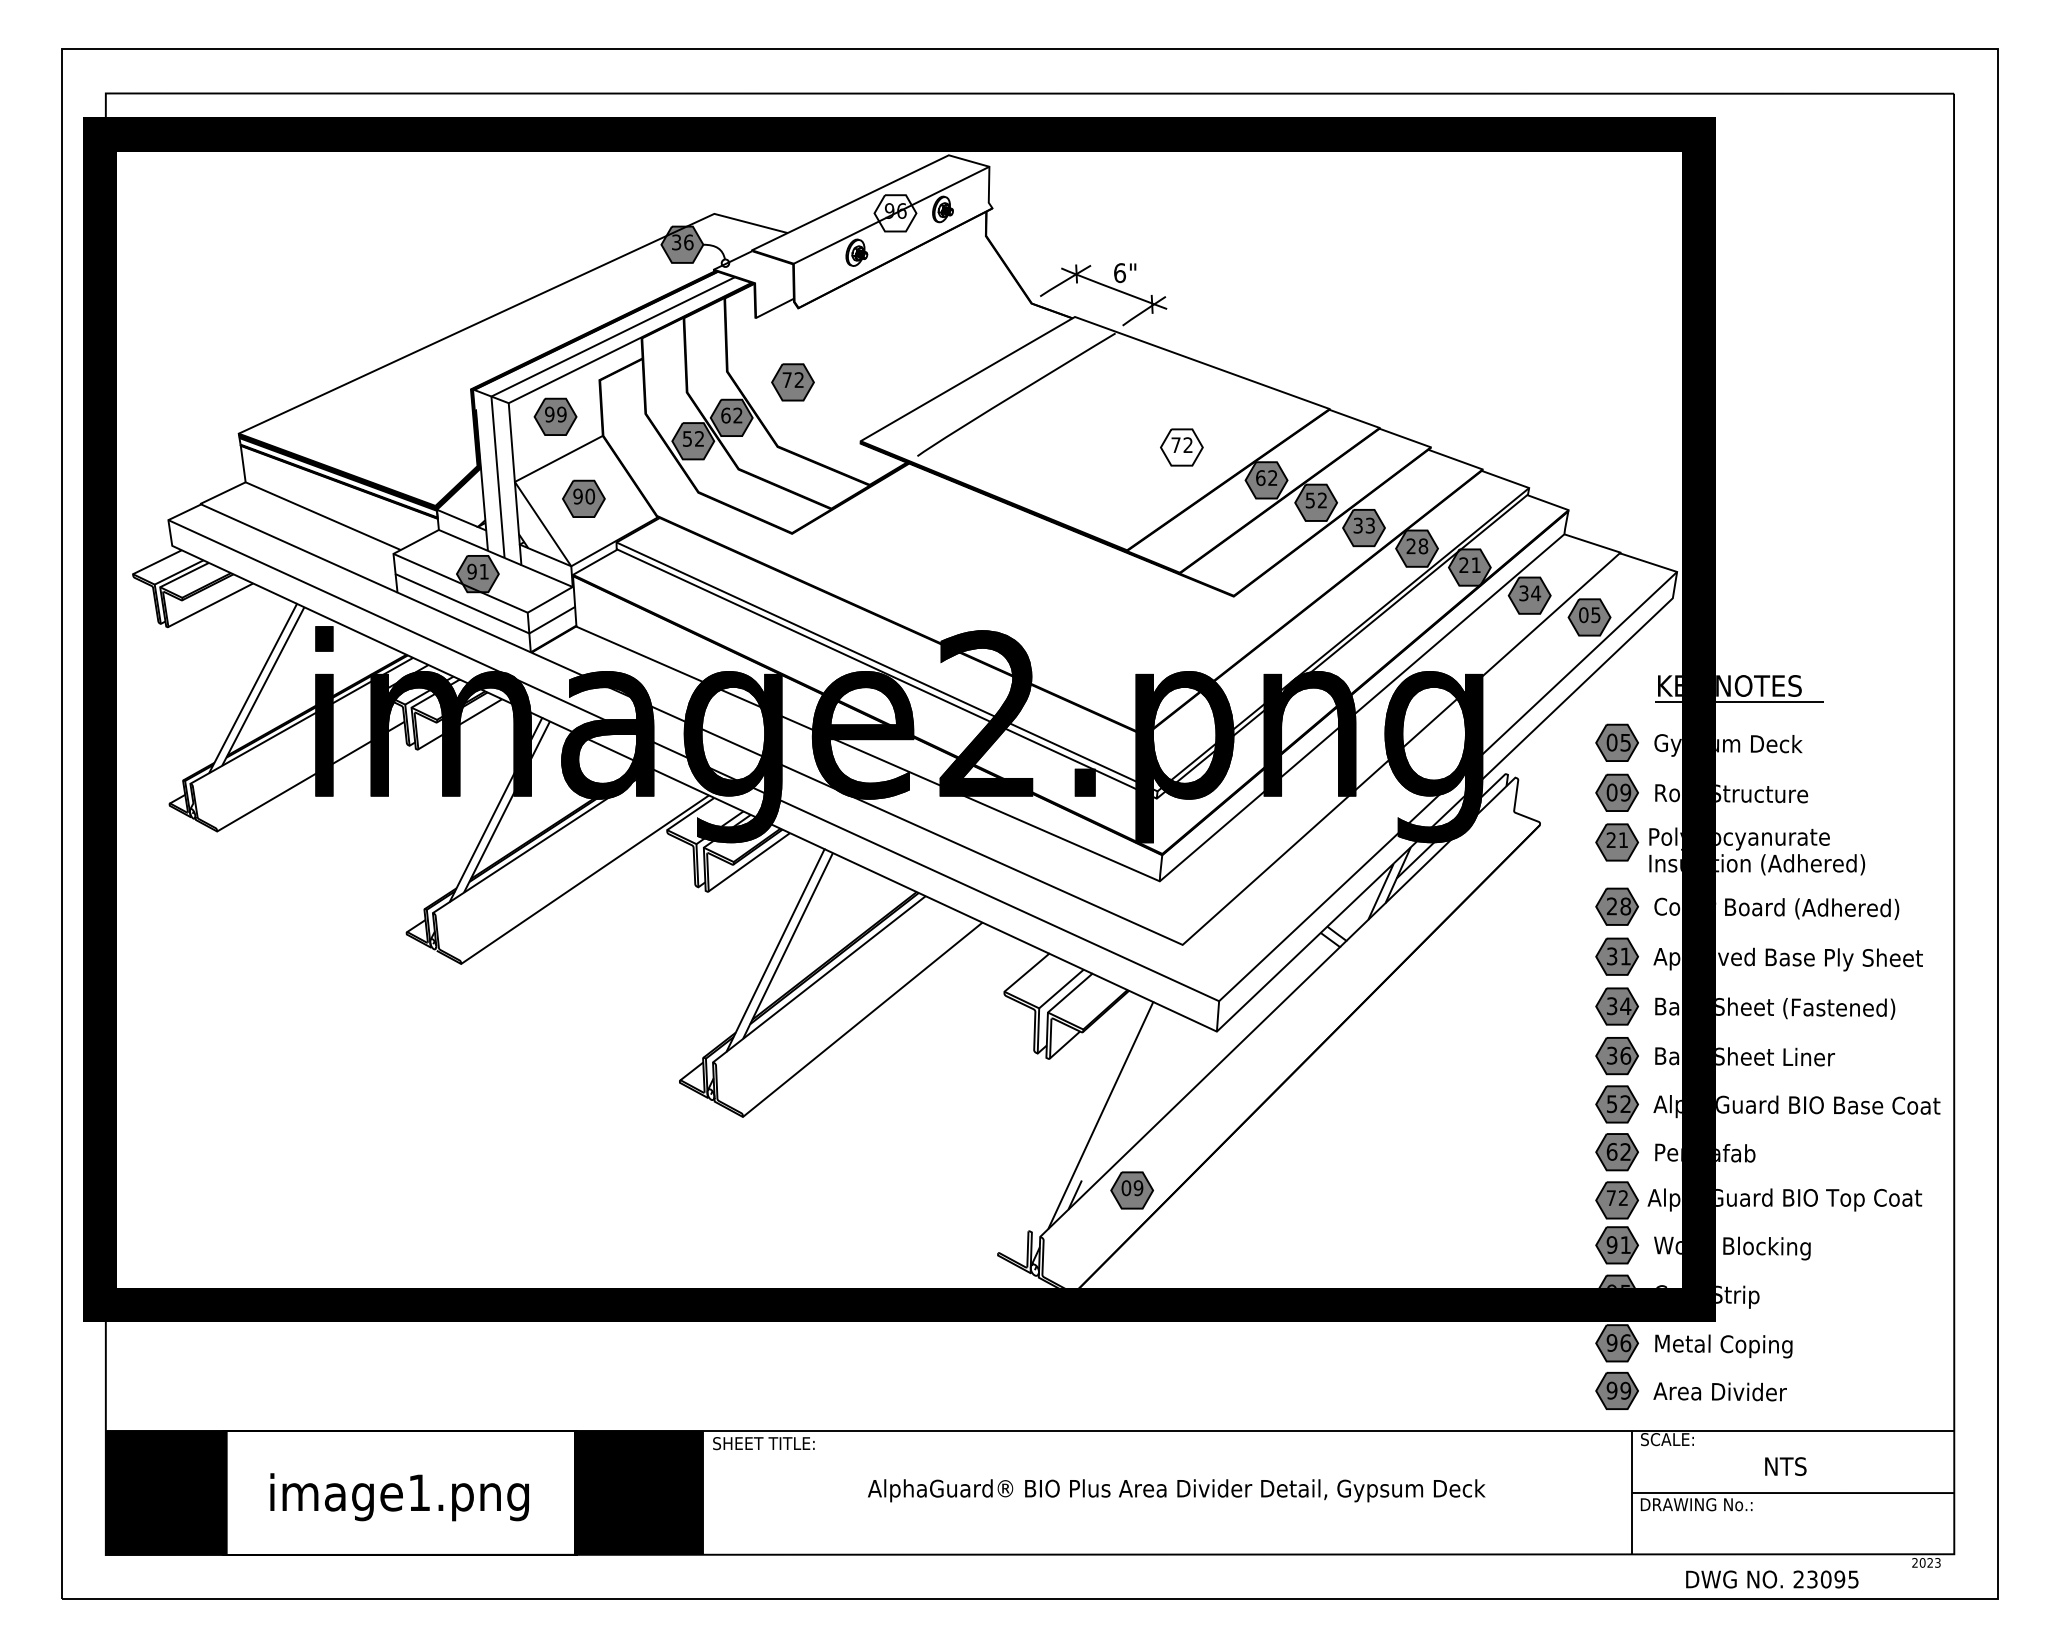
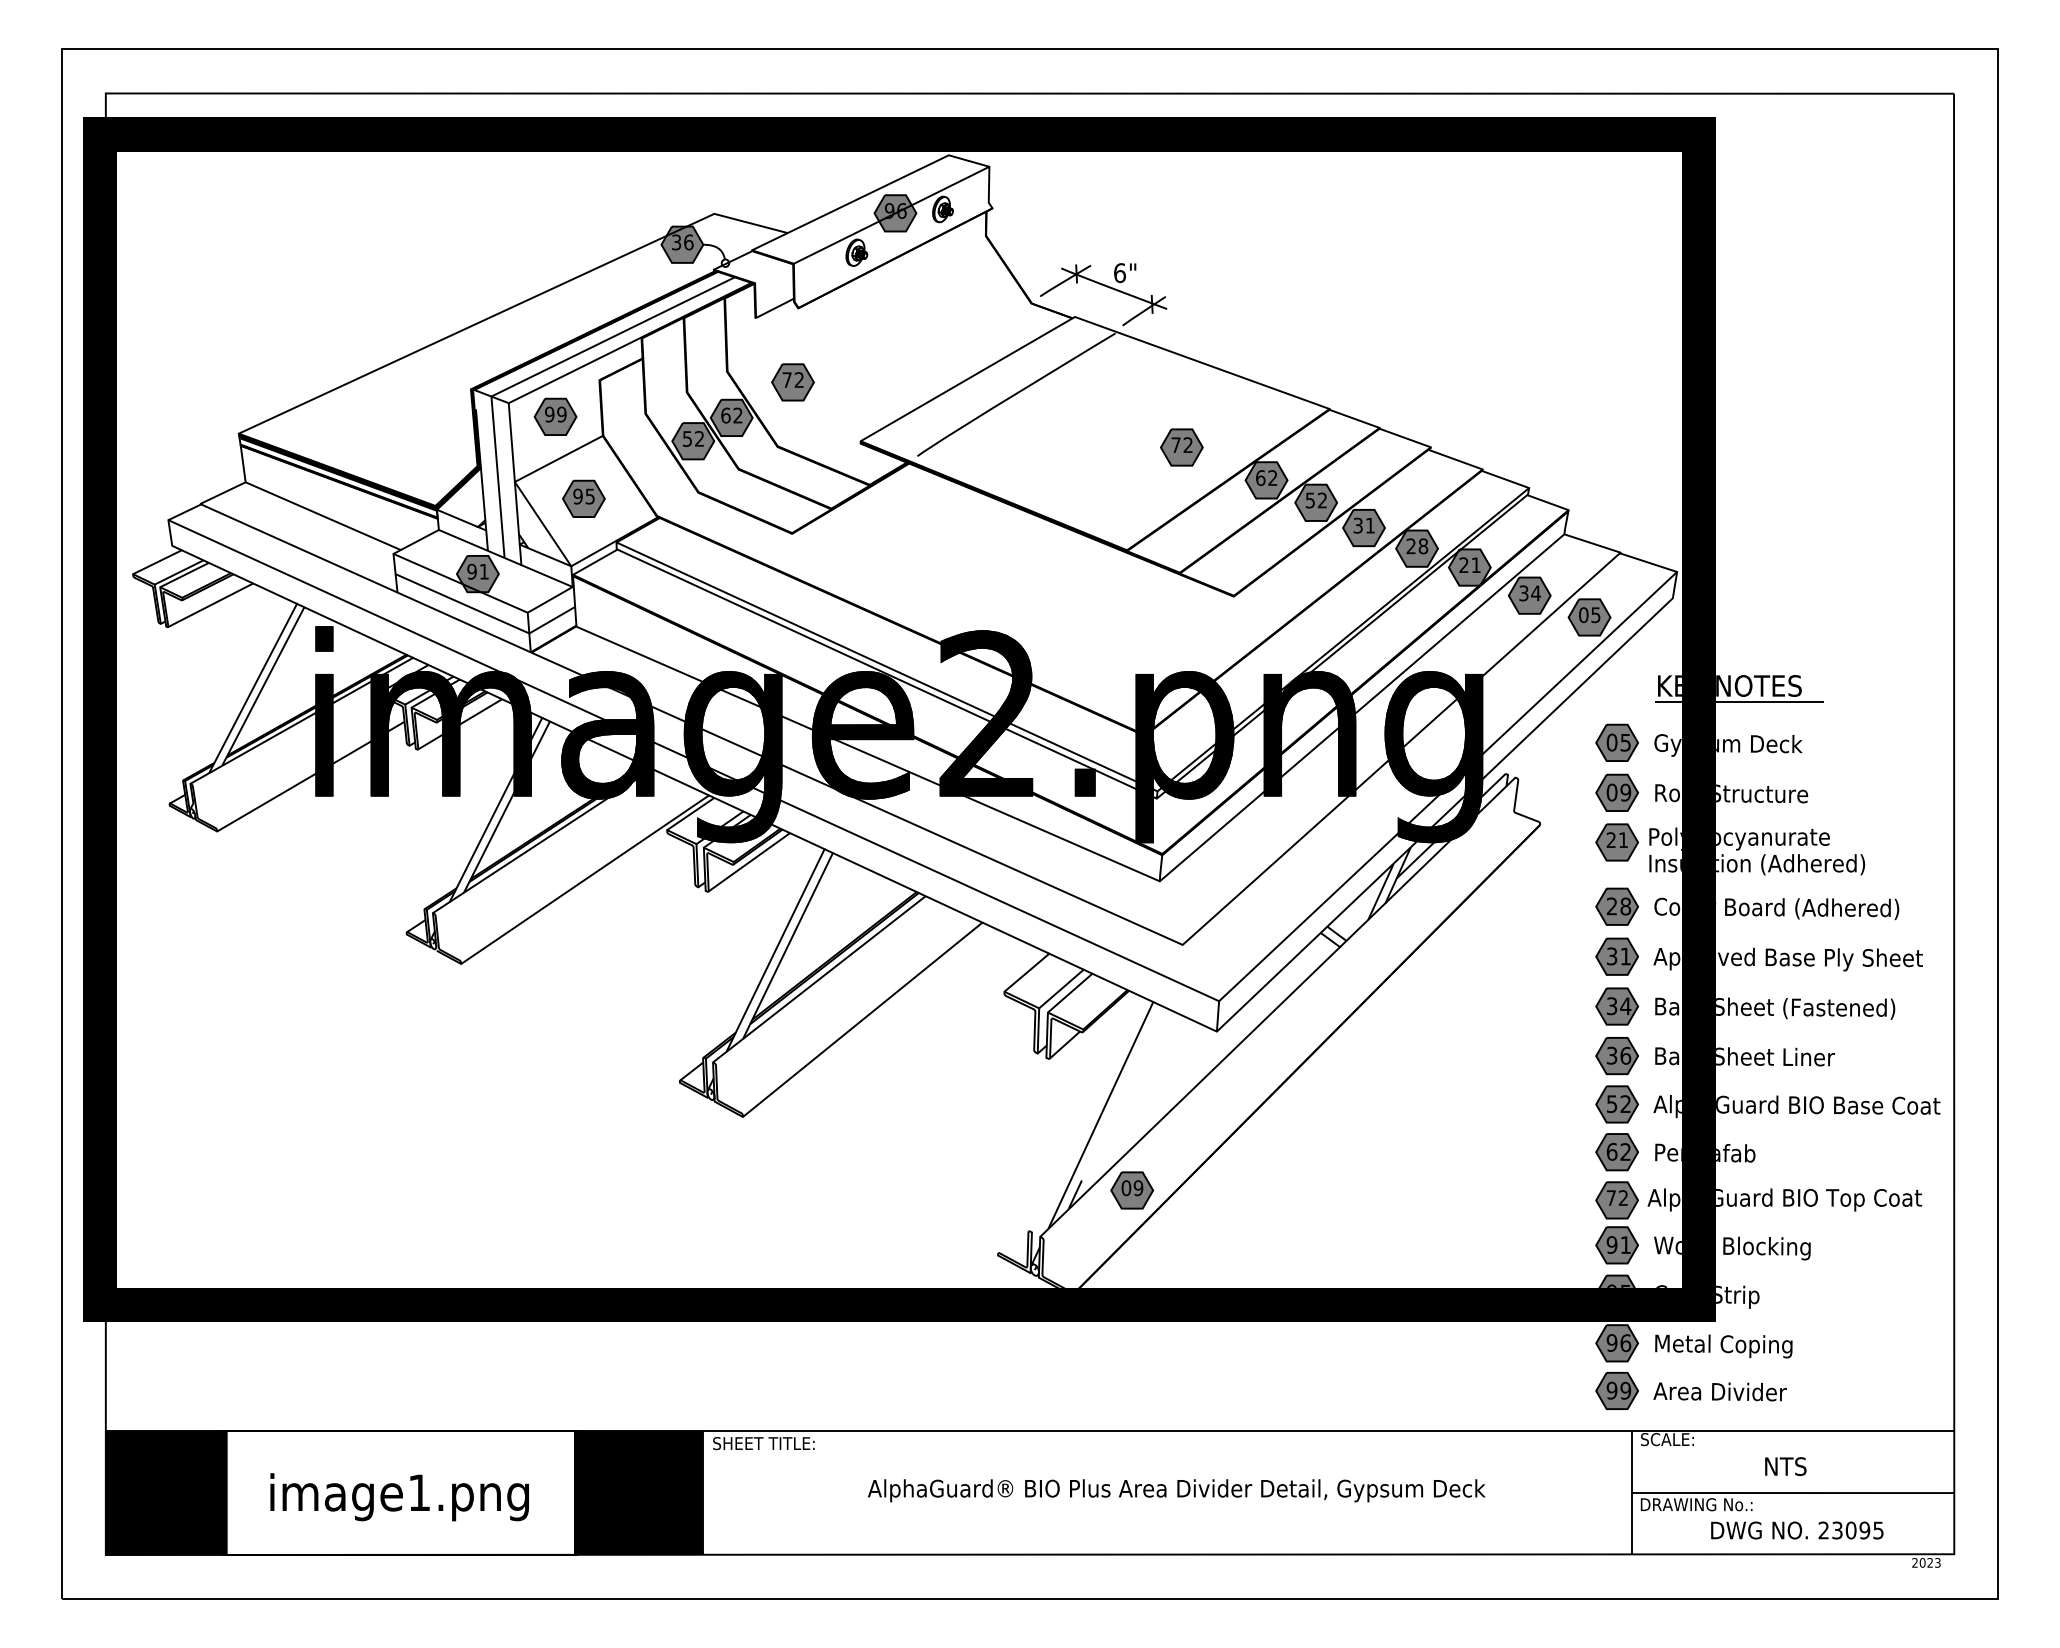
fill: none -> present (895, 213)
fill: none -> present (1181, 447)
text: 90 -> 95 (589, 496)
text: 33 -> 31 (1369, 525)
text position: (1772, 1579) -> (1797, 1530) (1797, 1530)
